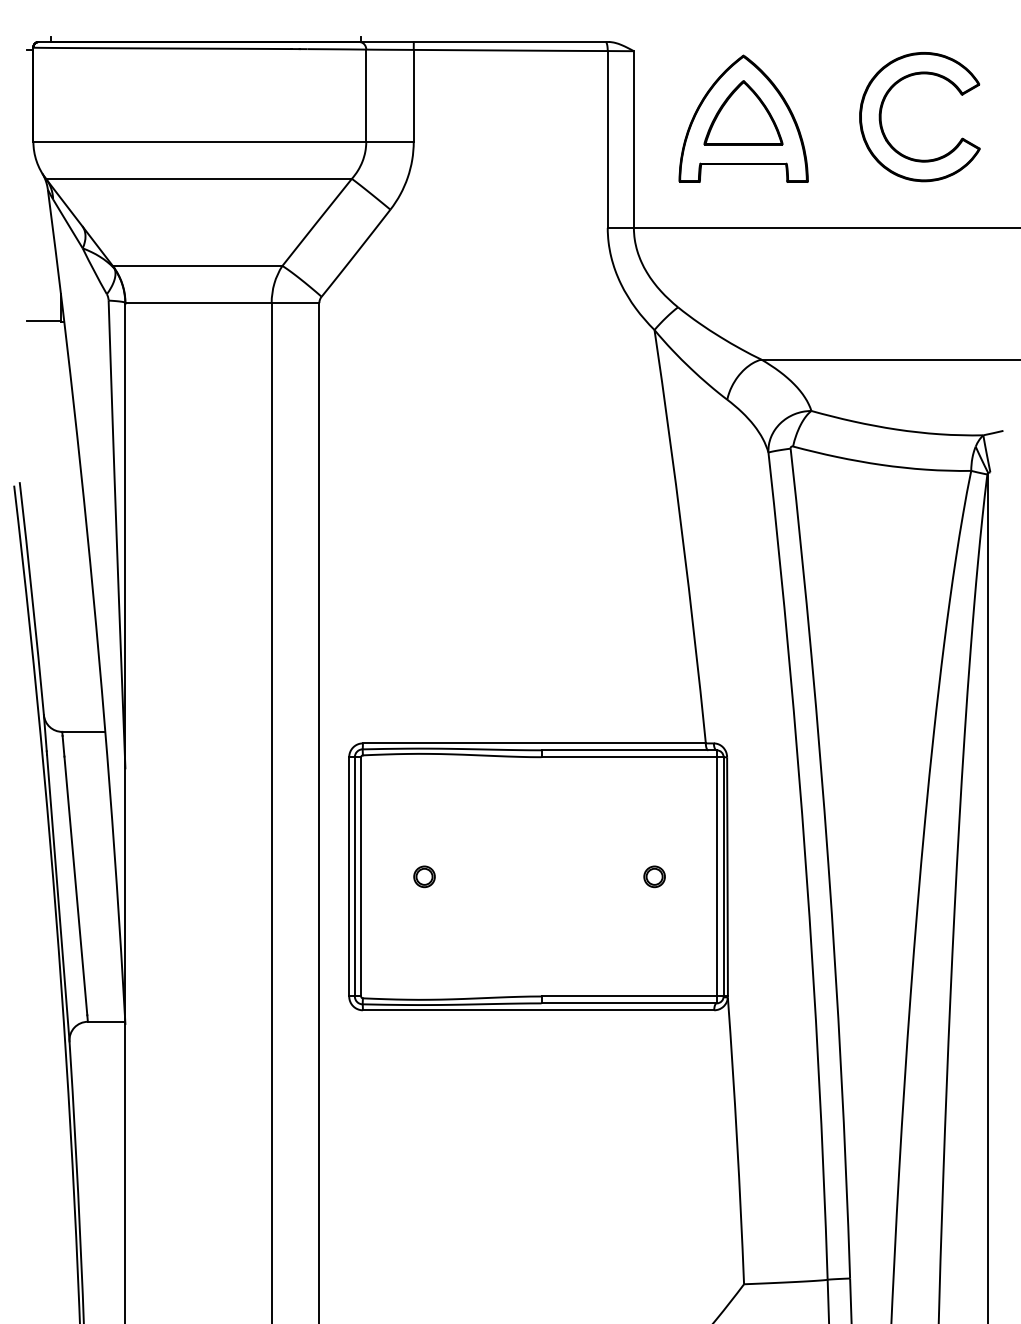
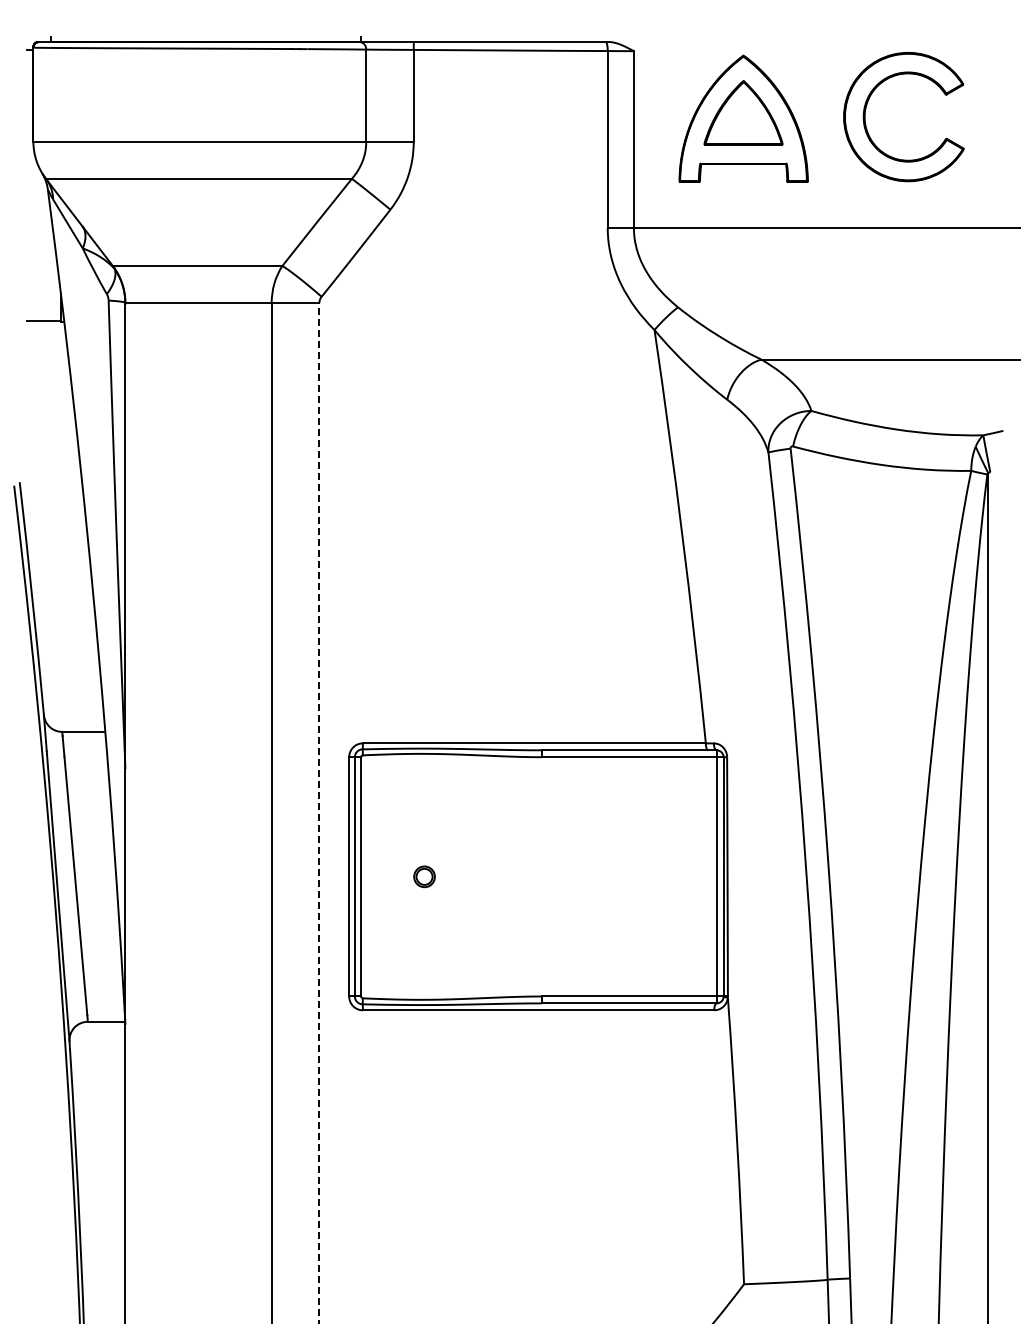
part position: (883, 128) -> (867, 128) (867, 128)
line: solid -> dashed (319, 813)
part: present -> none (654, 876)
